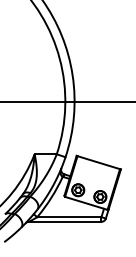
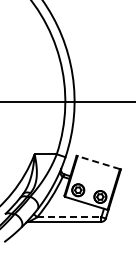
line: solid -> dashed (98, 162)
line: solid -> dashed (69, 217)
